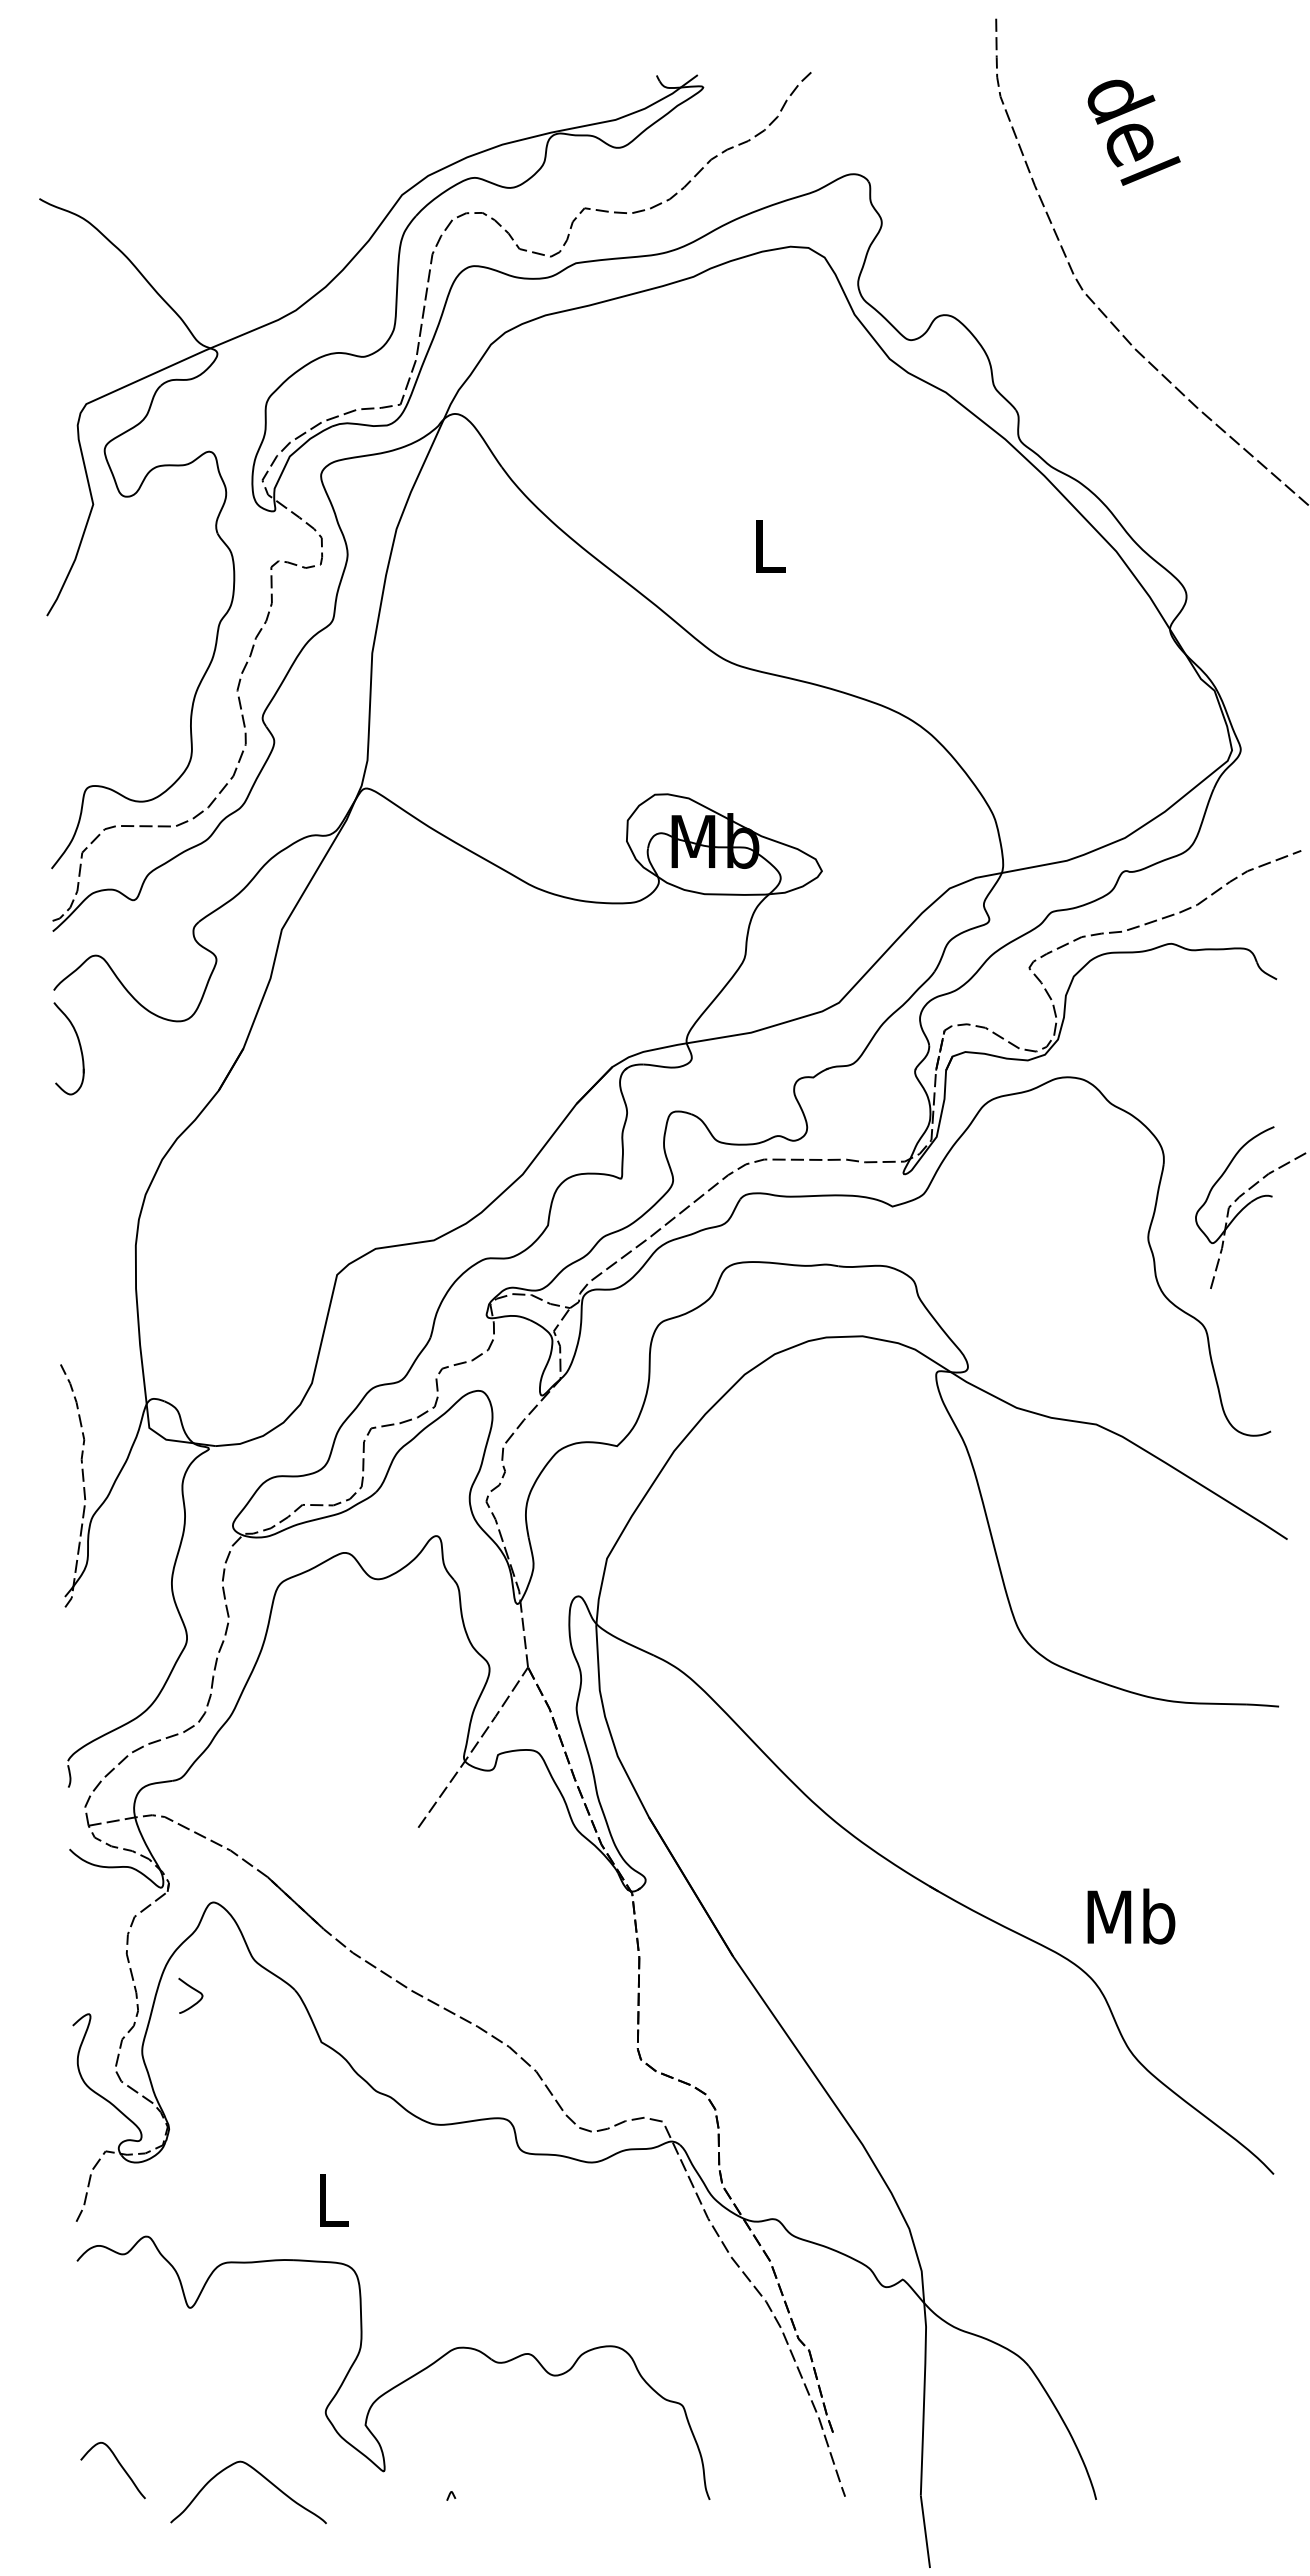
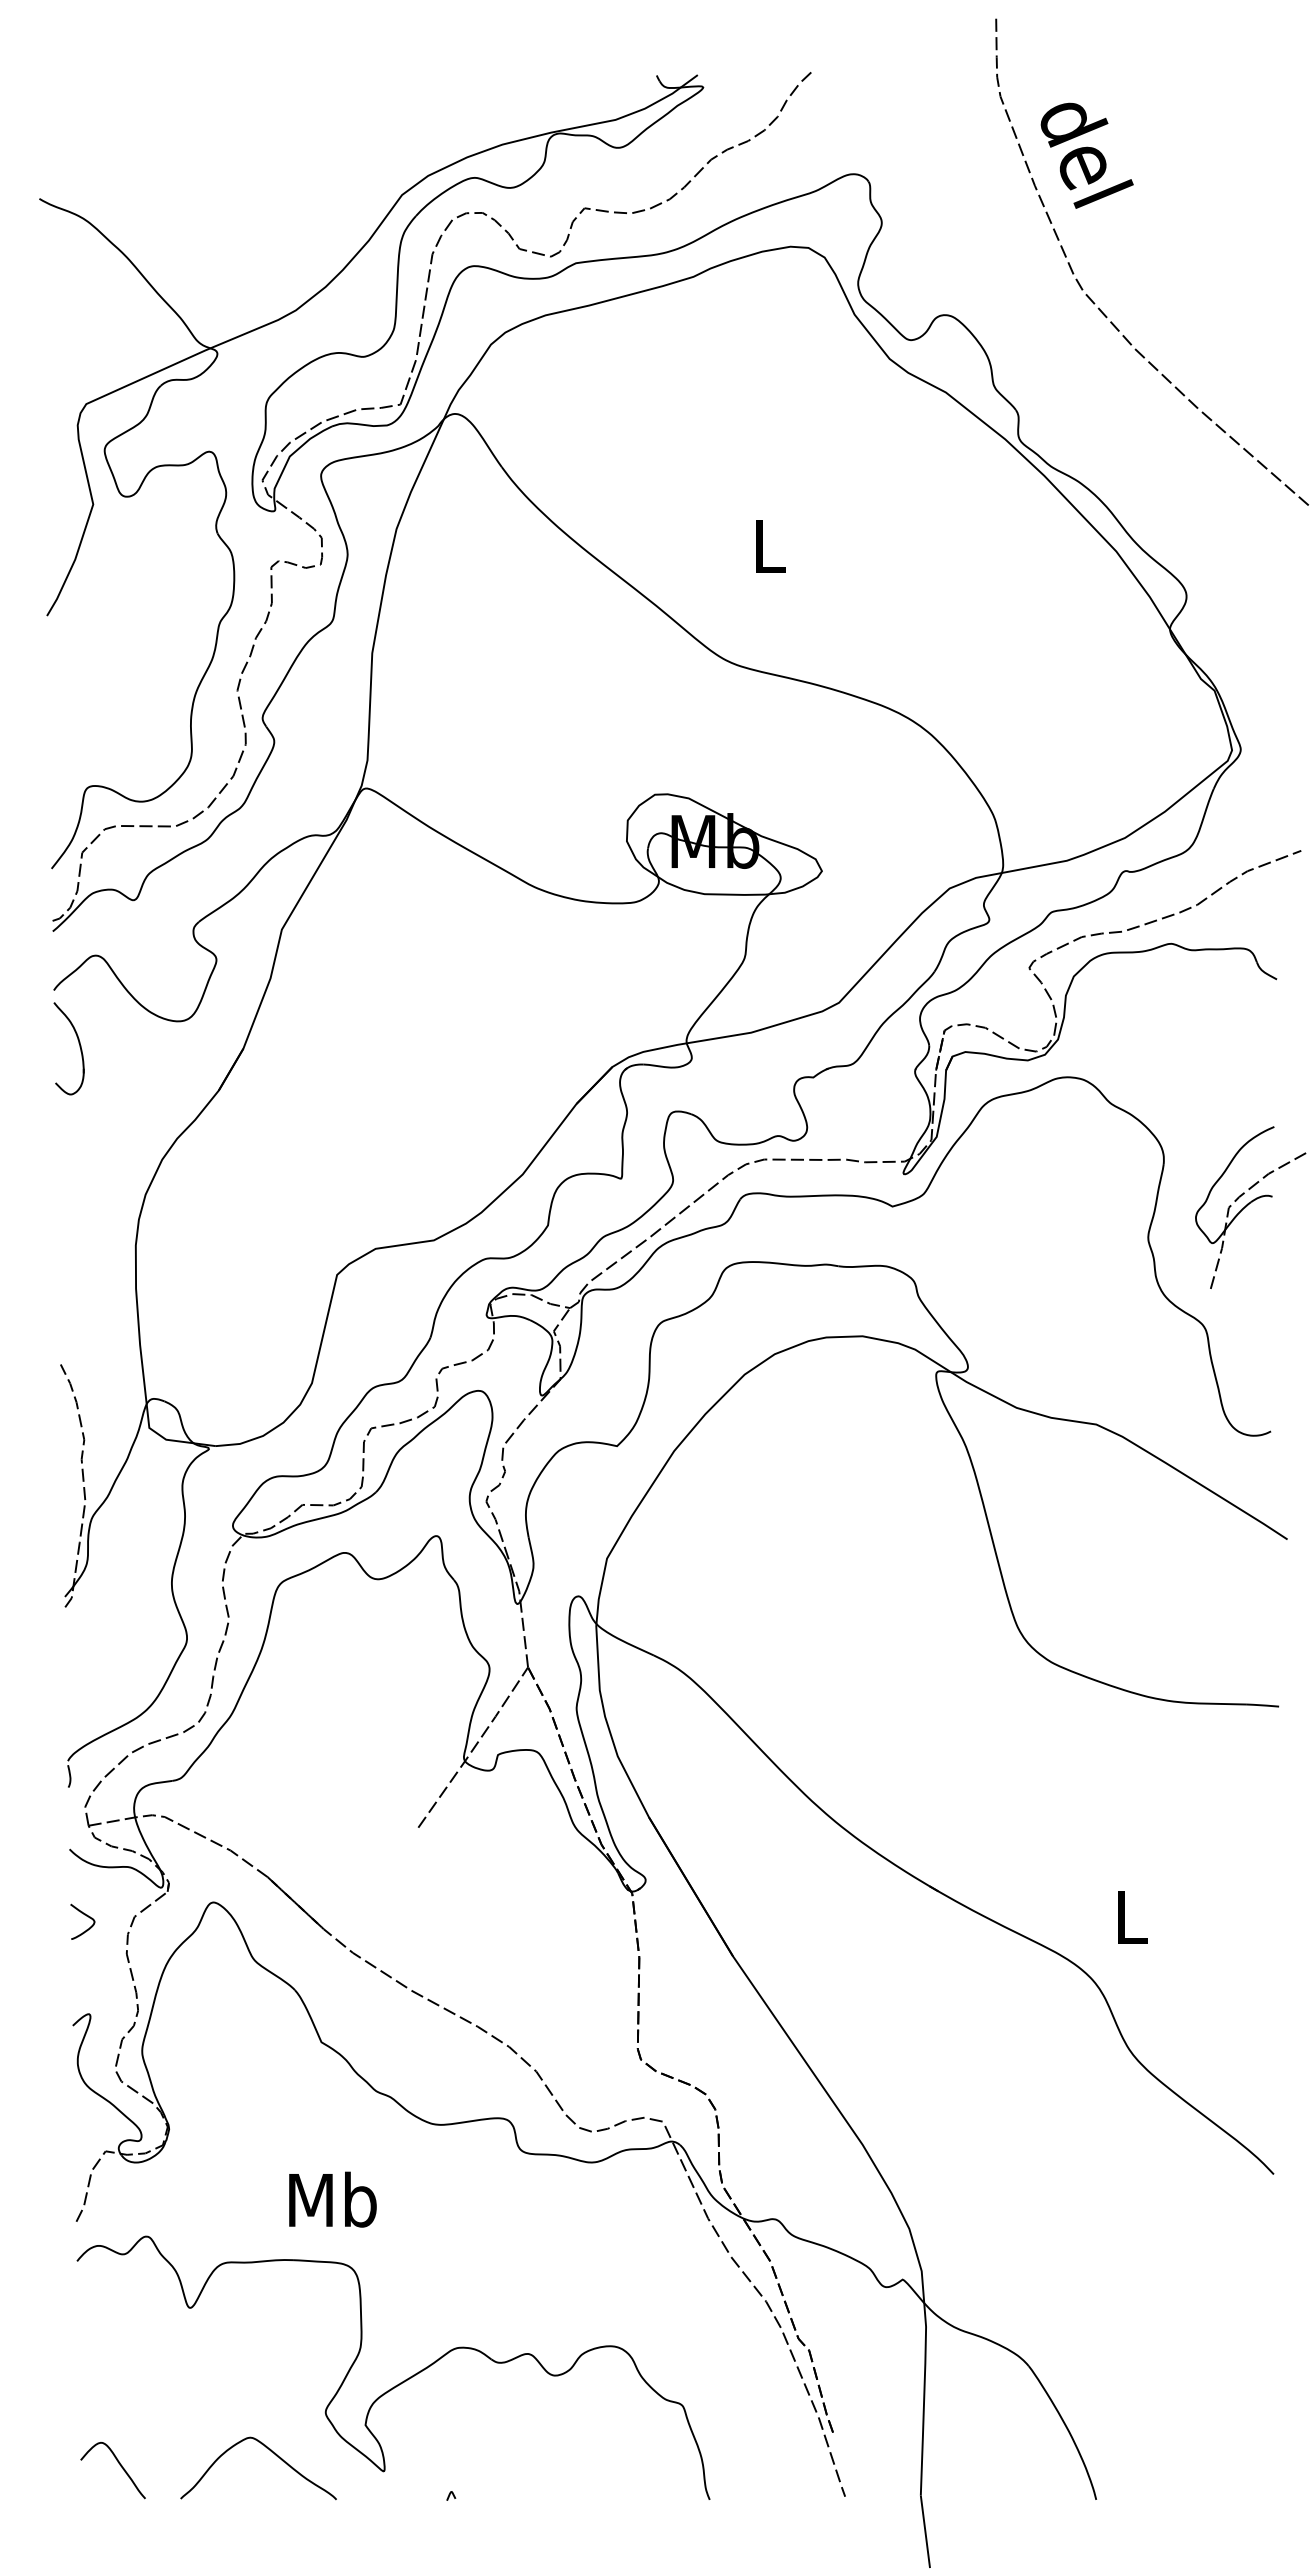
text position: (1133, 132) -> (1086, 155) (1086, 155)
text: Mb -> L (1131, 1916)
curve position: (192, 1989) -> (84, 1915) (84, 1915)
text: L -> Mb (332, 2199)
curve position: (261, 2476) -> (271, 2452) (271, 2452)
